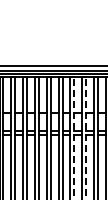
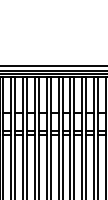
line: dashed -> solid (74, 138)
line: dashed -> solid (86, 138)
